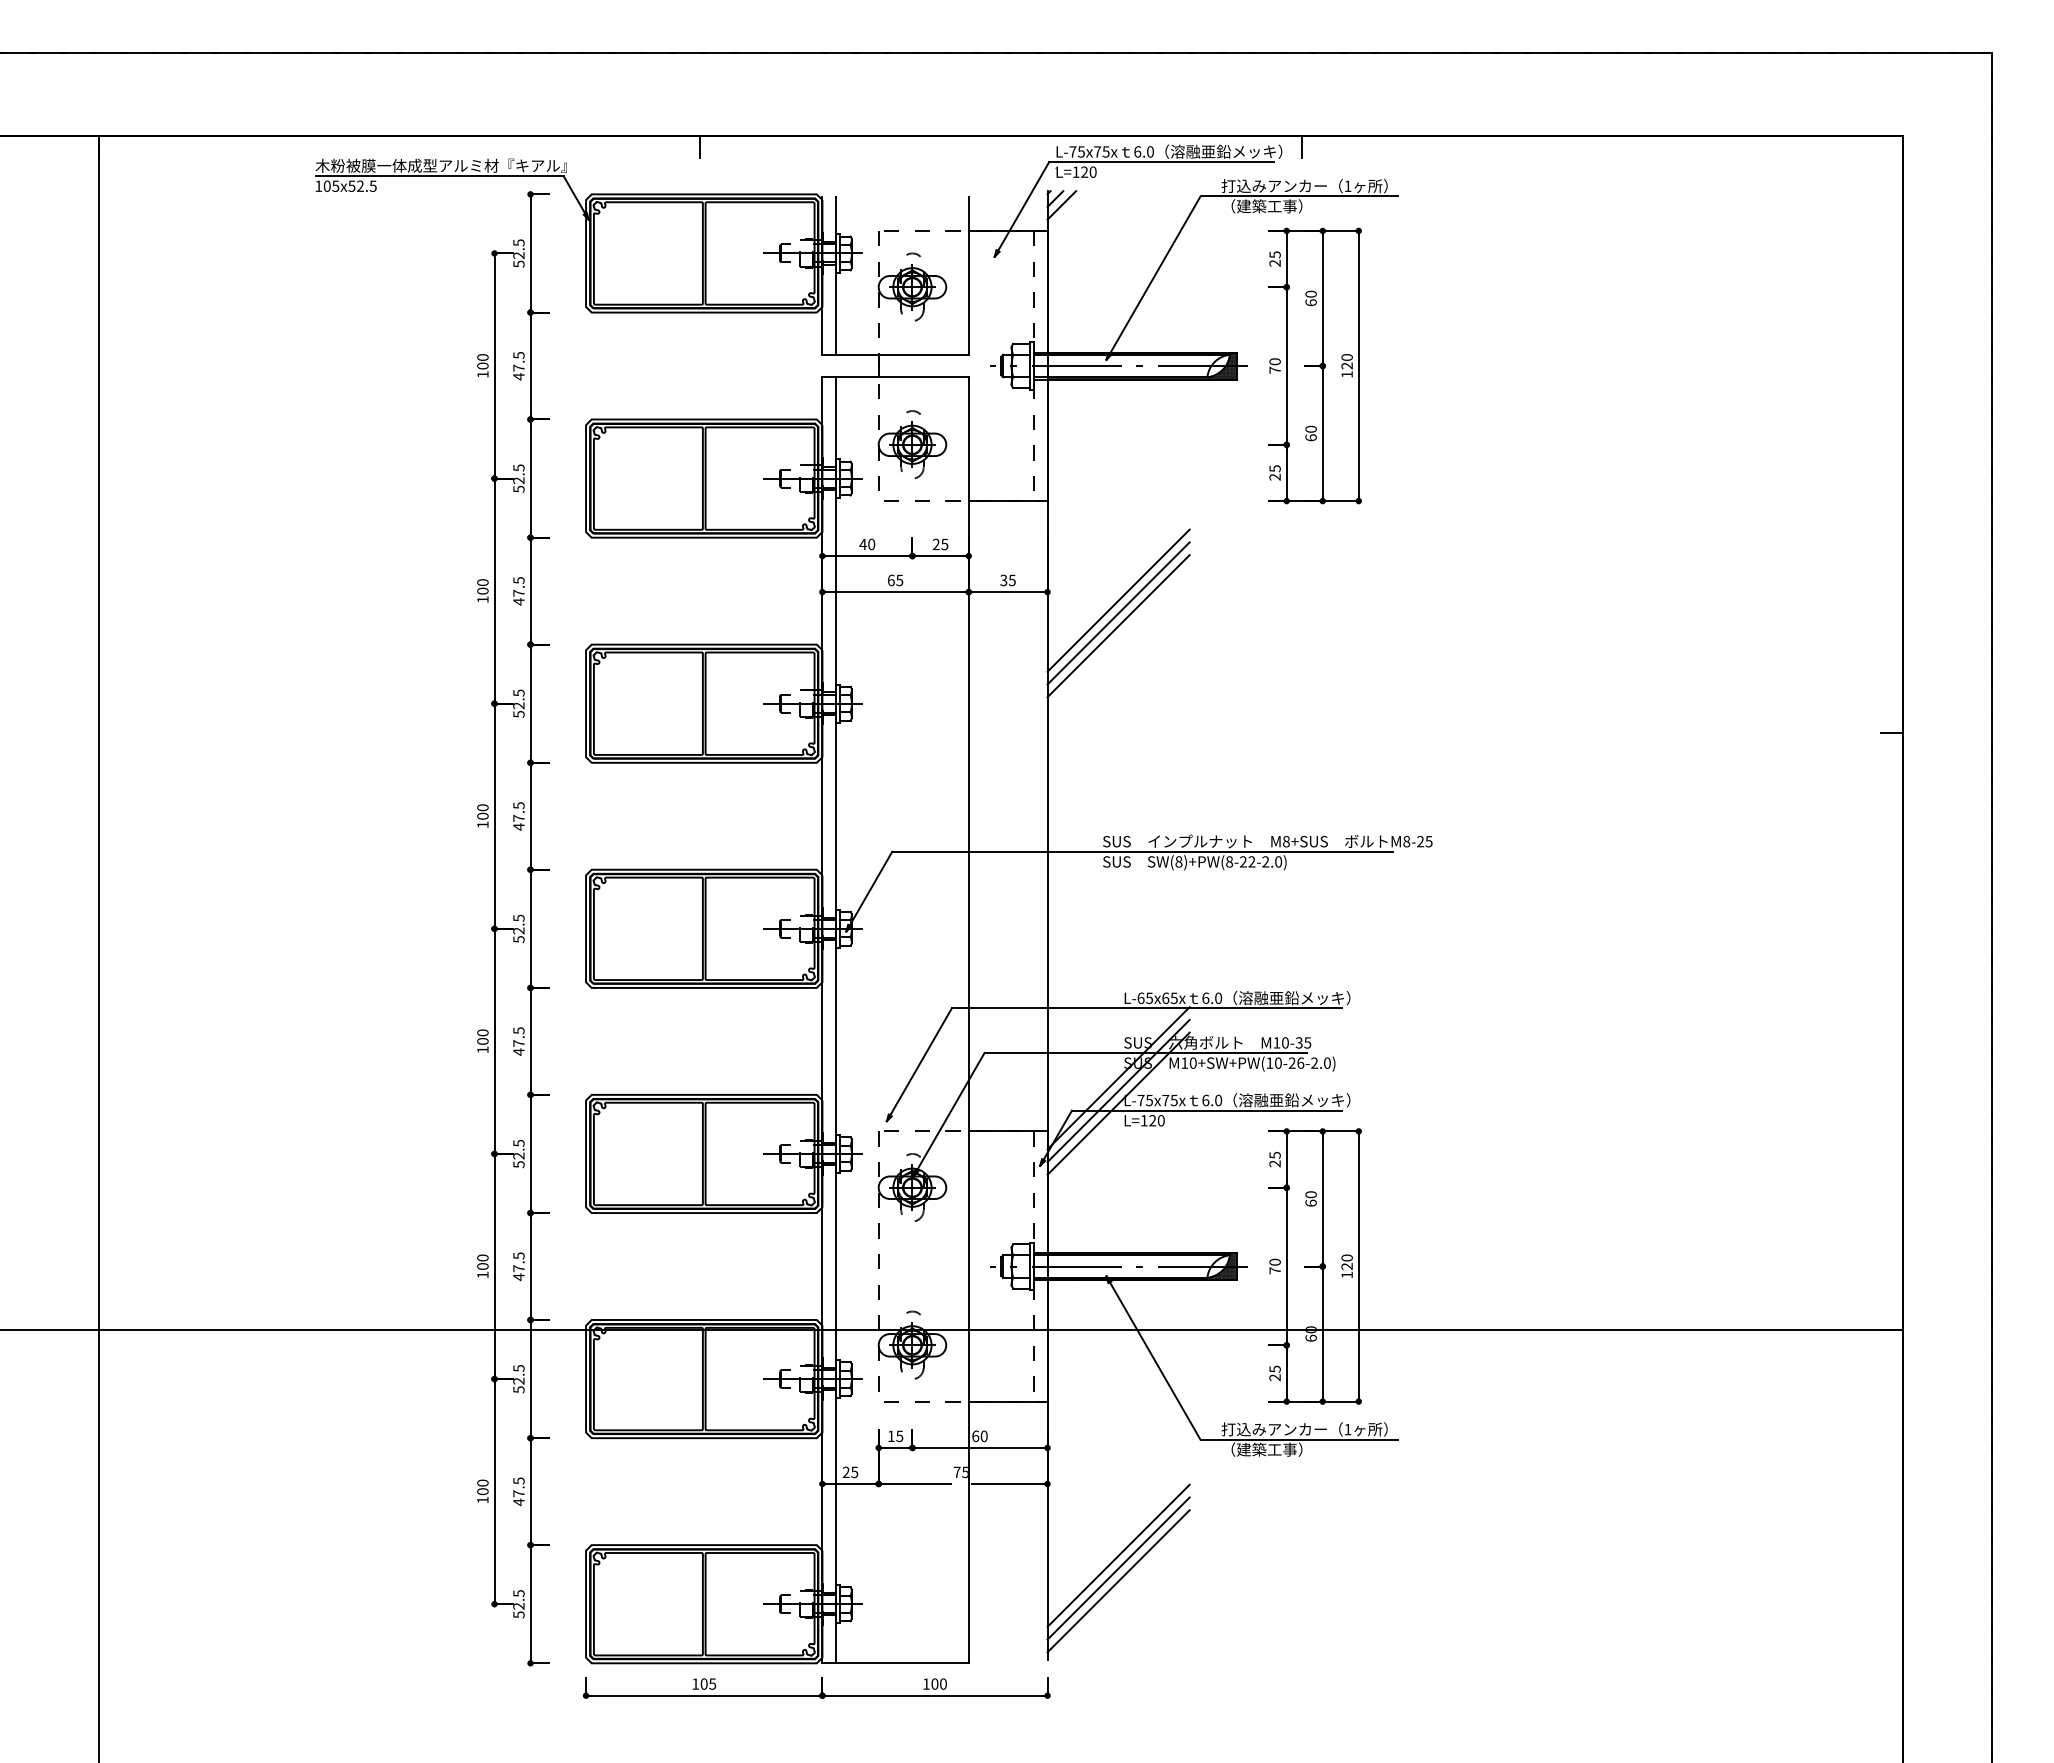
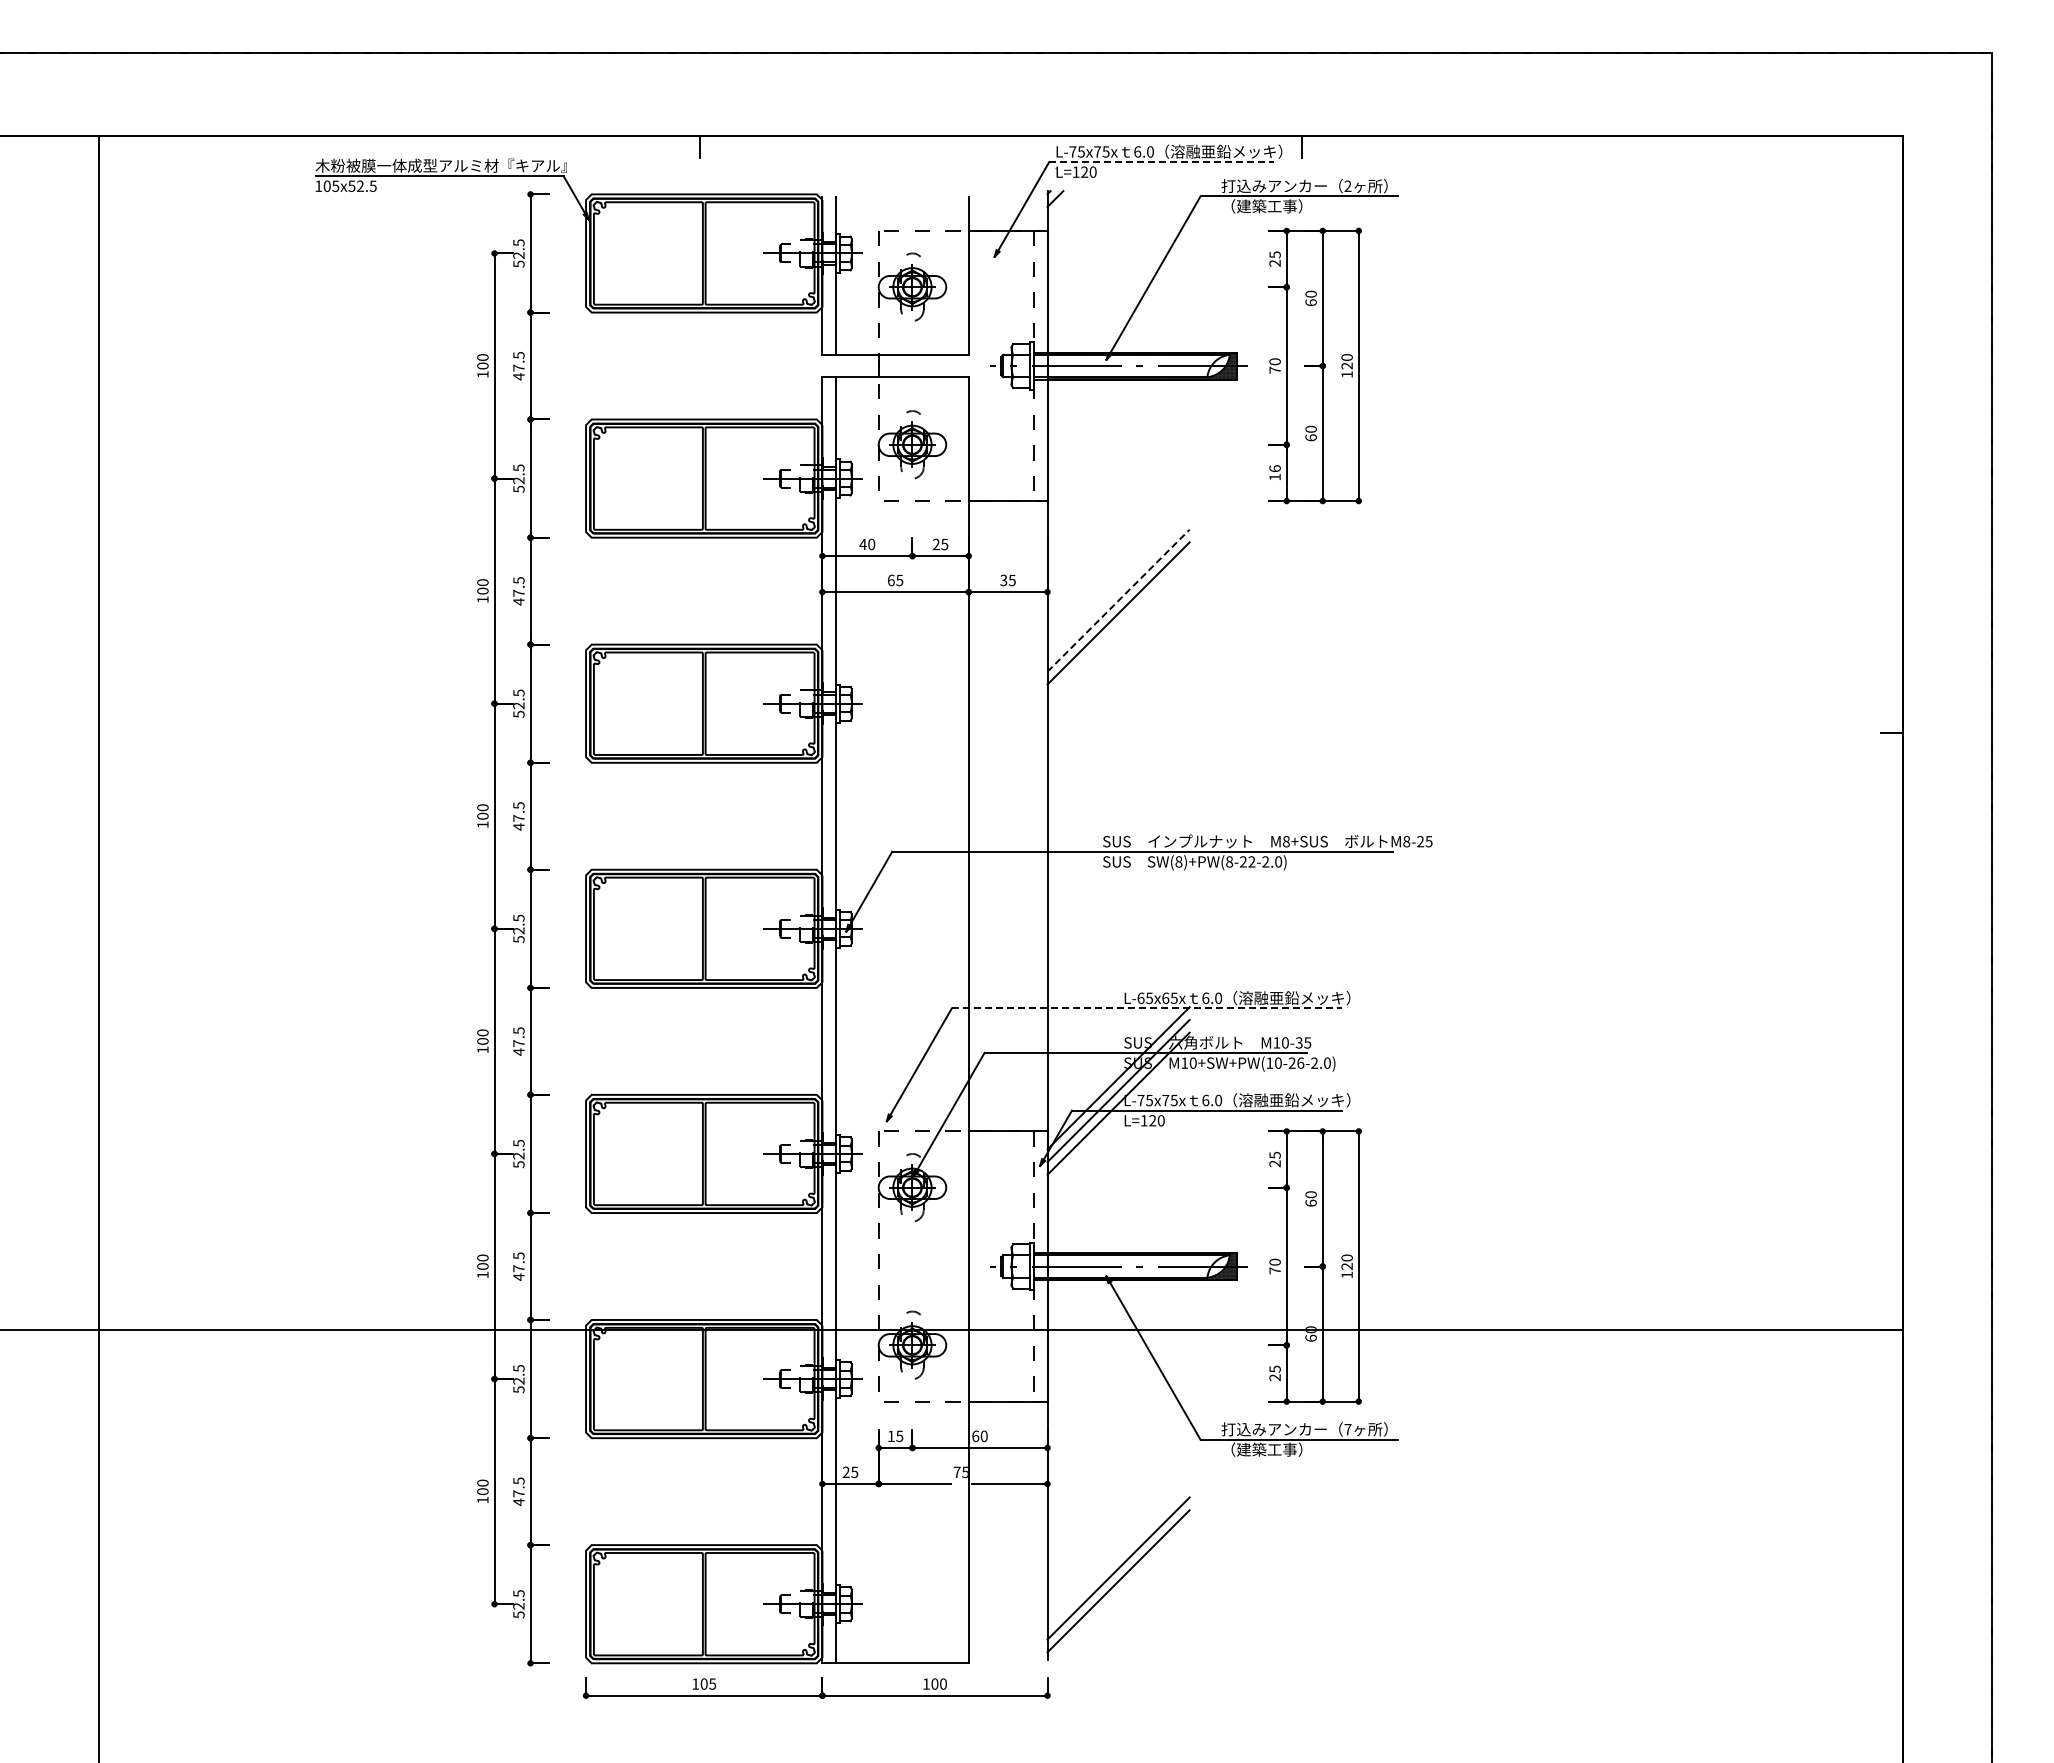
line: solid -> dashed (1162, 162)
text: 1 -> 2 (1347, 185)
line: present -> none (1061, 205)
text: 25 -> 16 (1274, 472)
line: solid -> dashed (1118, 600)
line: present -> none (1118, 626)
line: solid -> dashed (1147, 1008)
text: 1 -> 7 (1347, 1429)
line: present -> none (1118, 1555)
